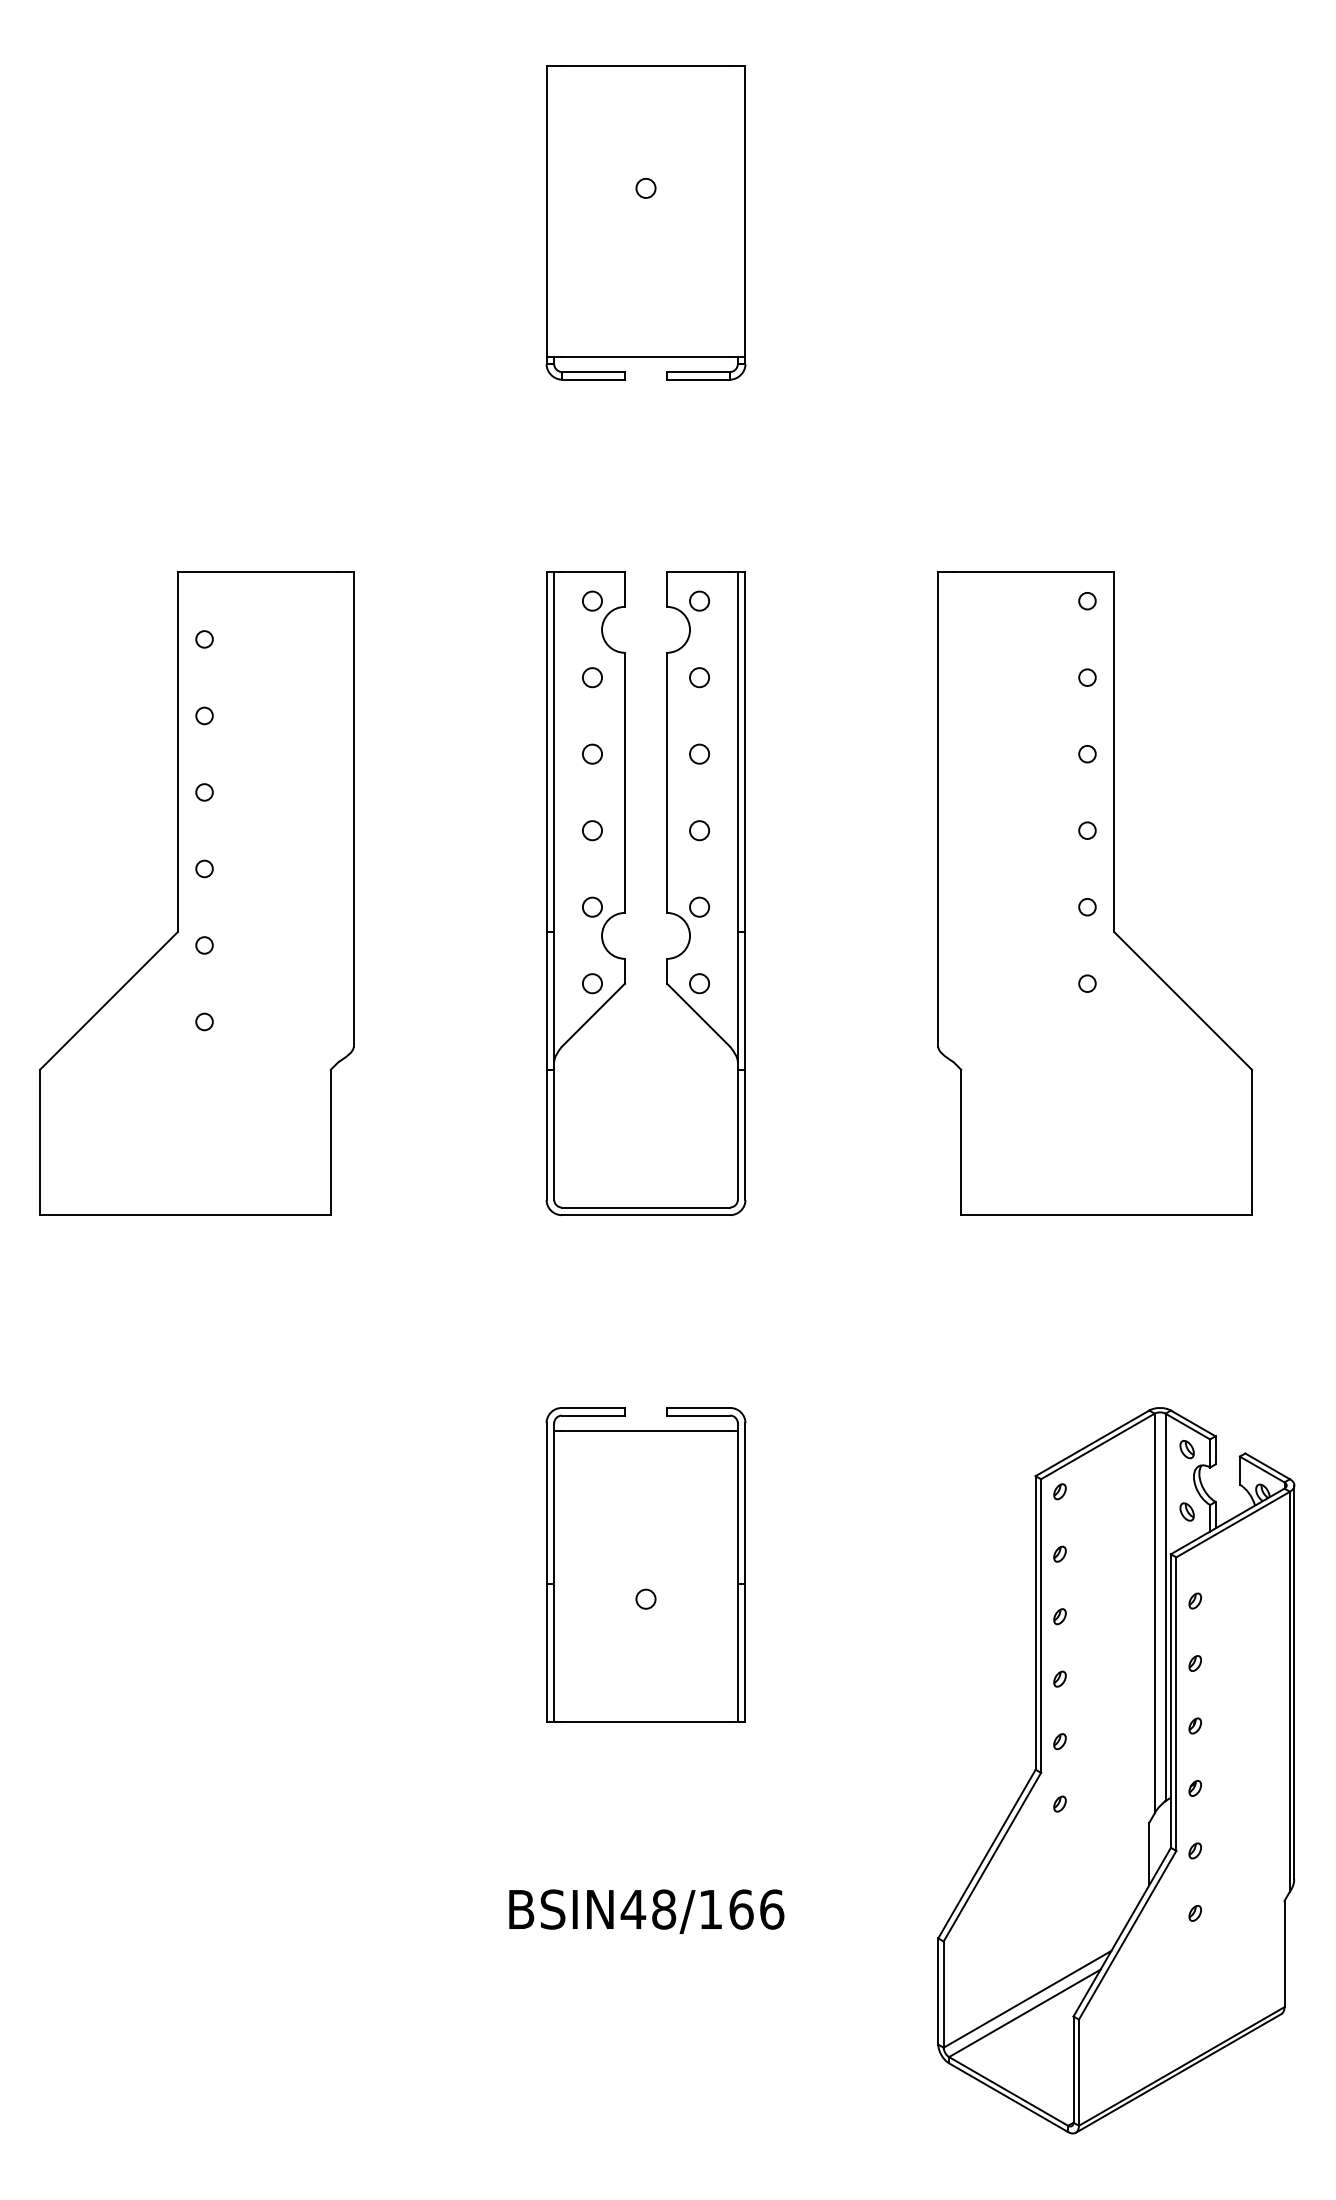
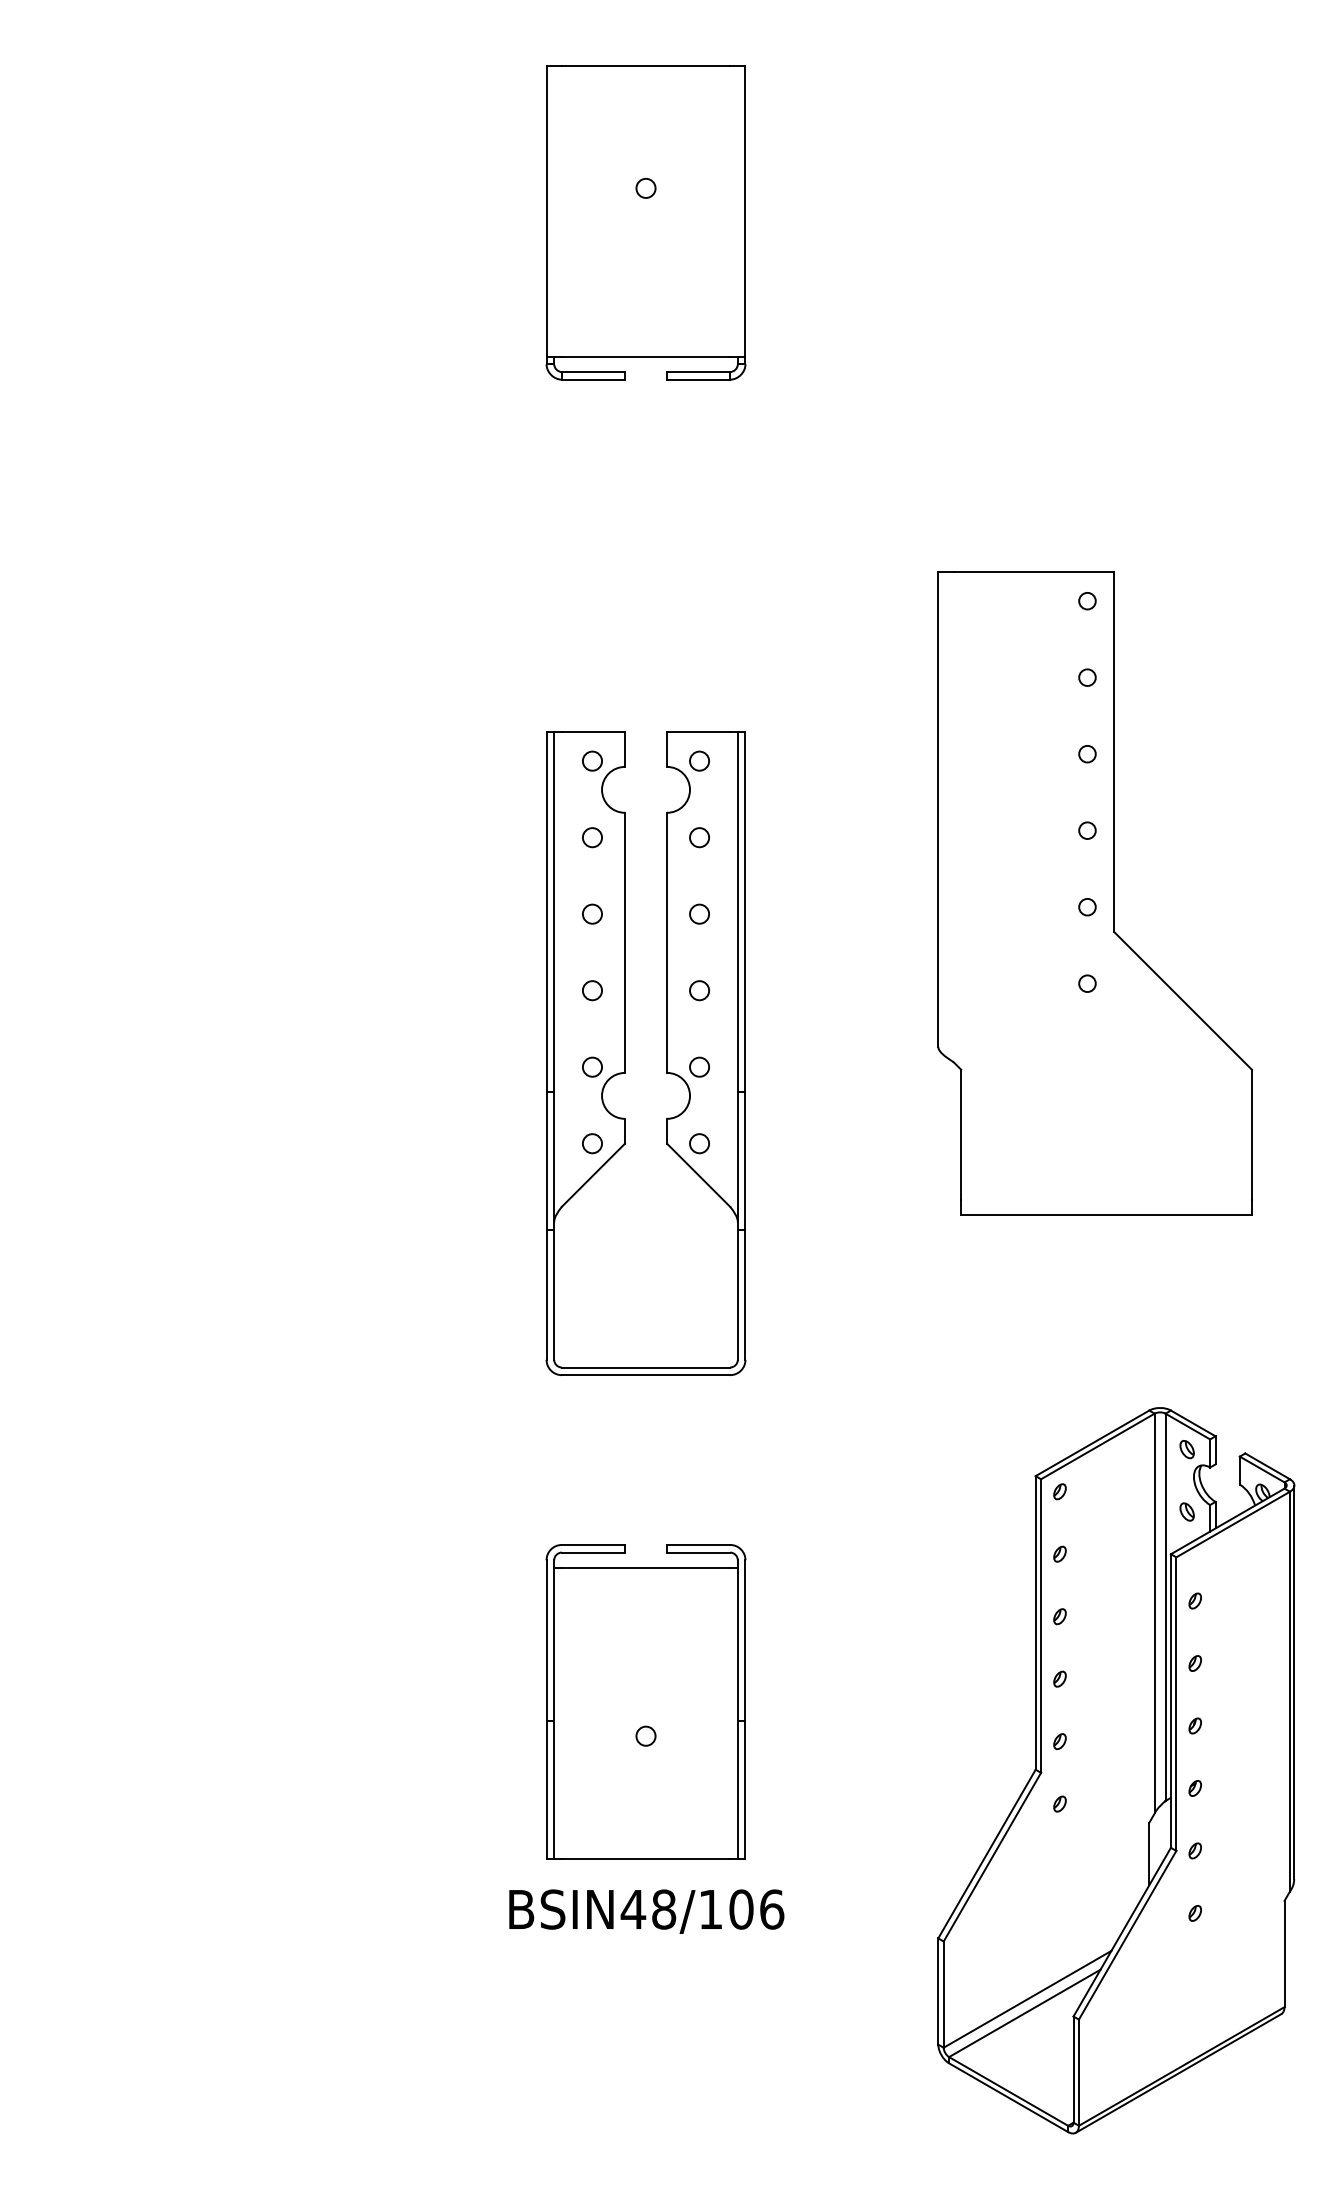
part: present -> none (196, 893)
part position: (625, 893) -> (625, 1053) (625, 1053)
part position: (645, 1564) -> (645, 1701) (645, 1701)
text: BSIN48/166 -> BSIN48/106 (741, 1909)
